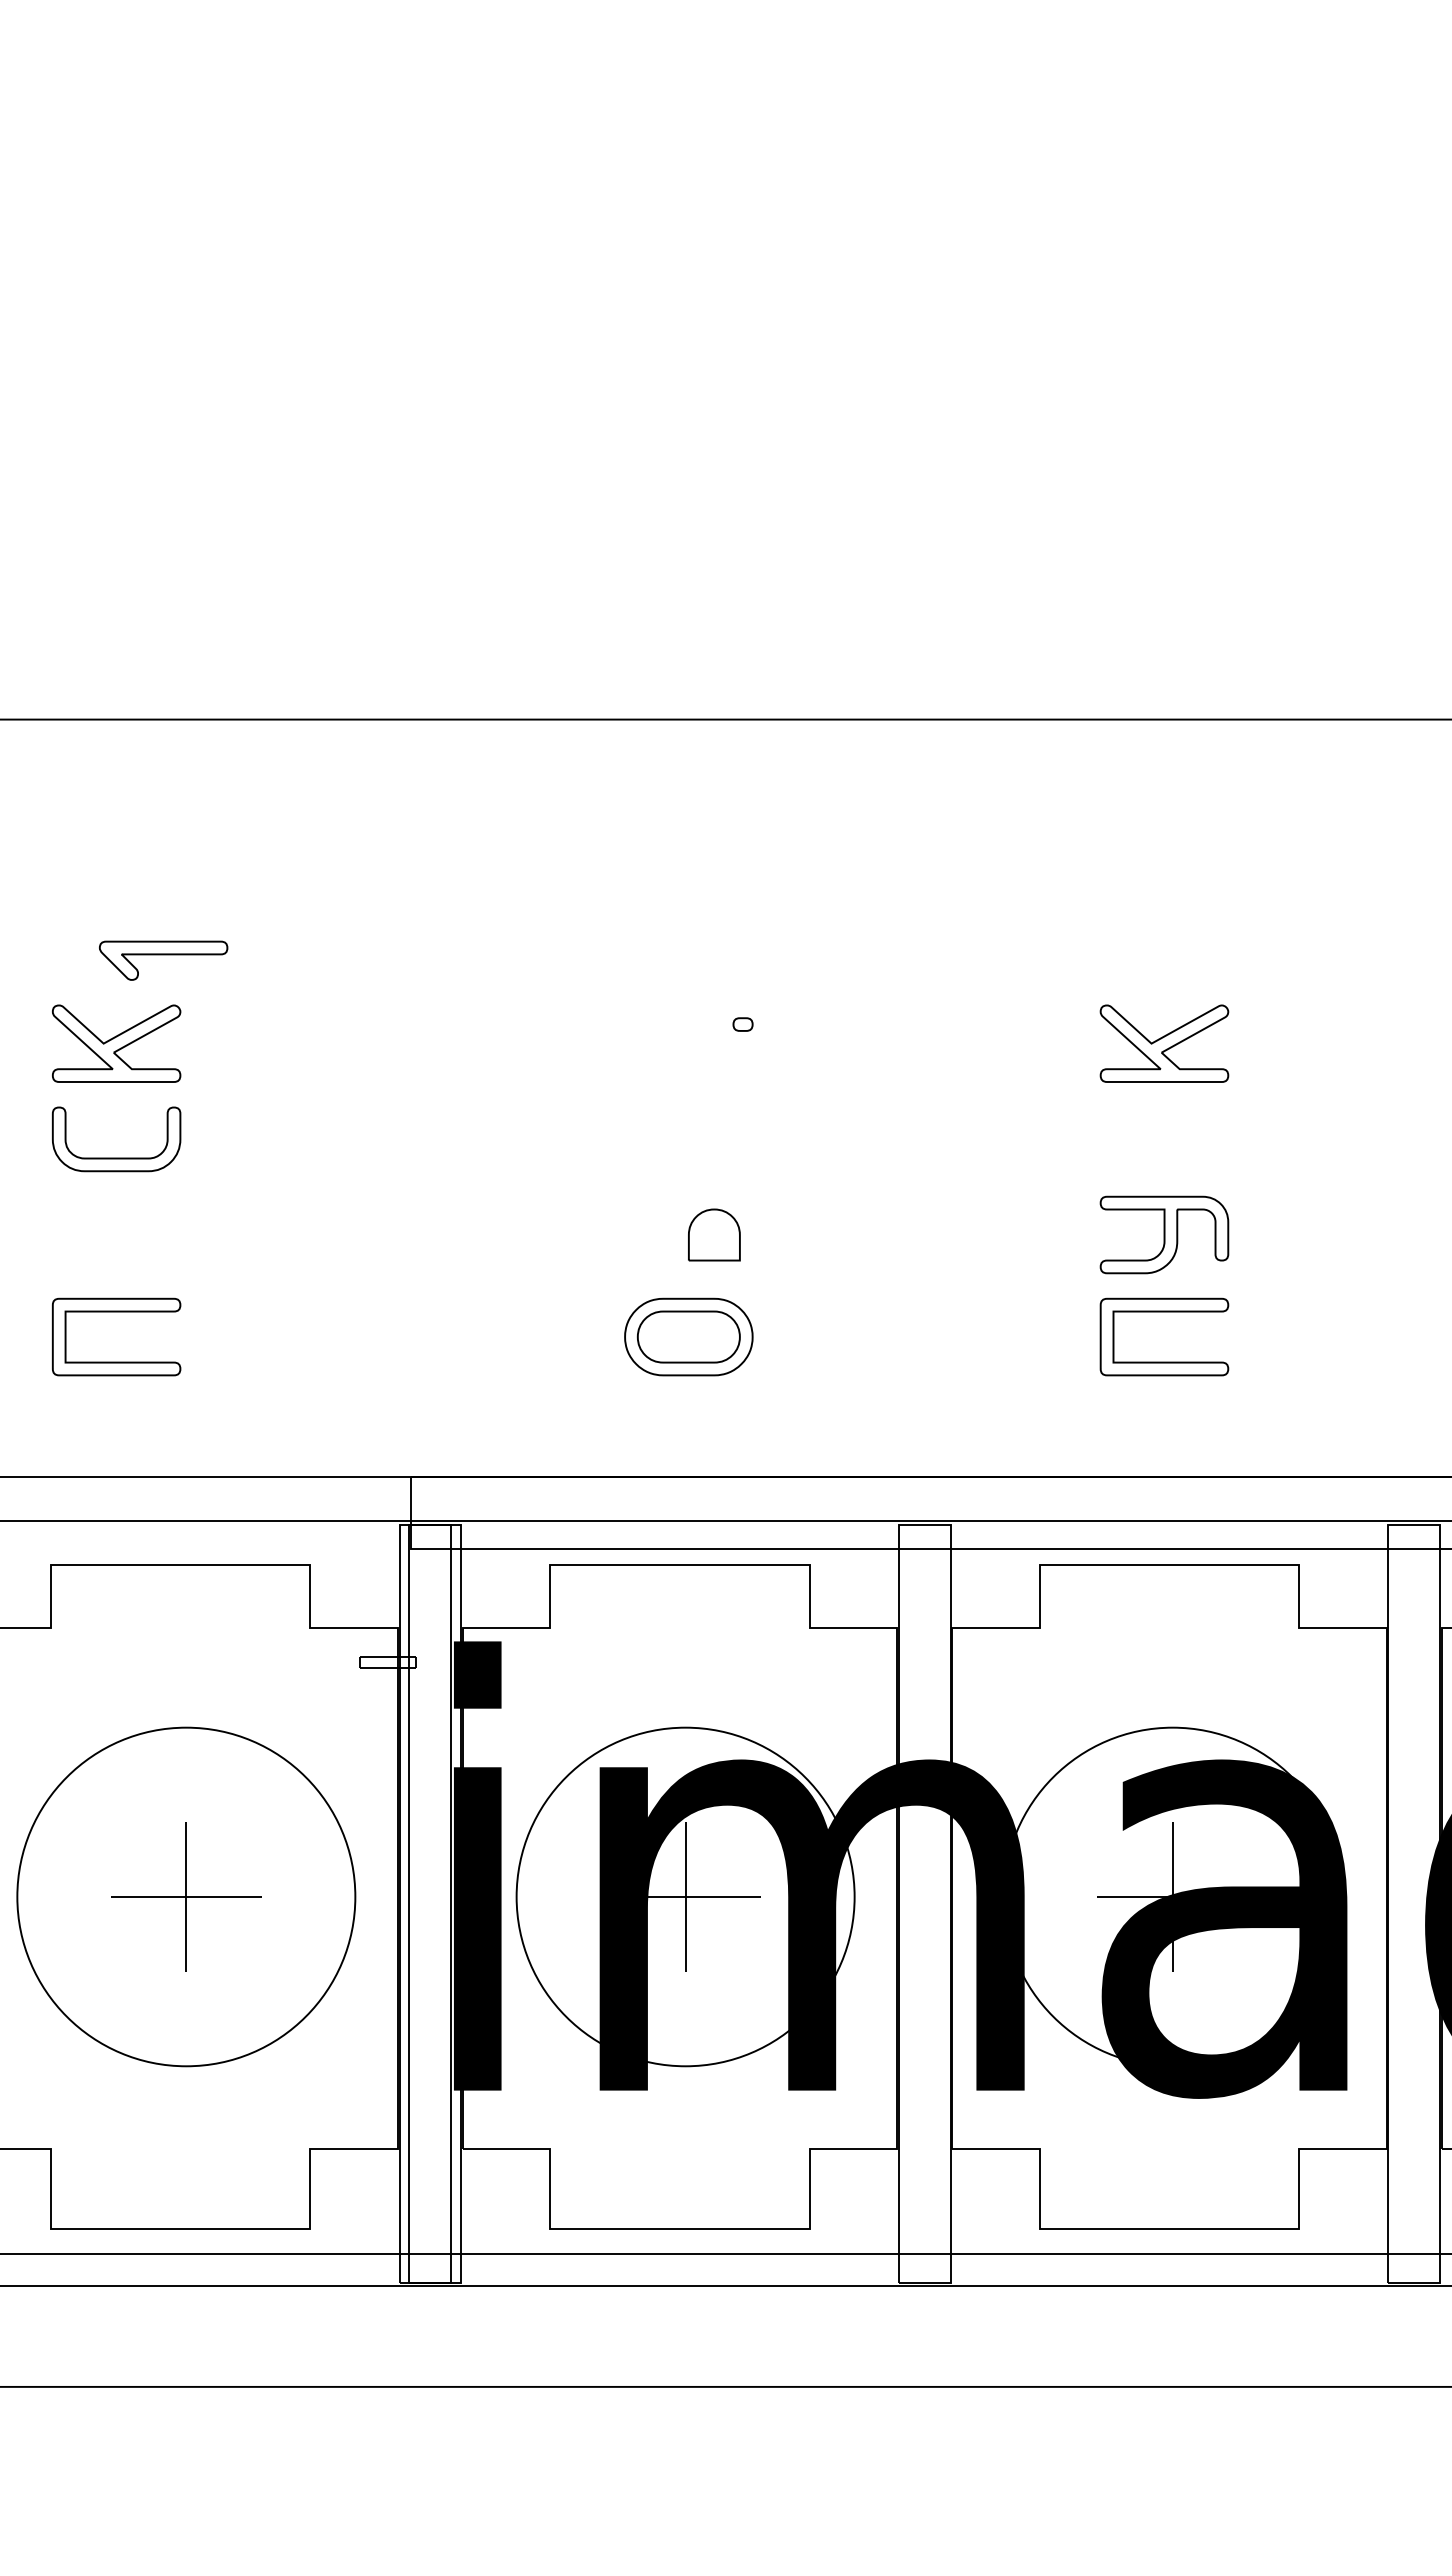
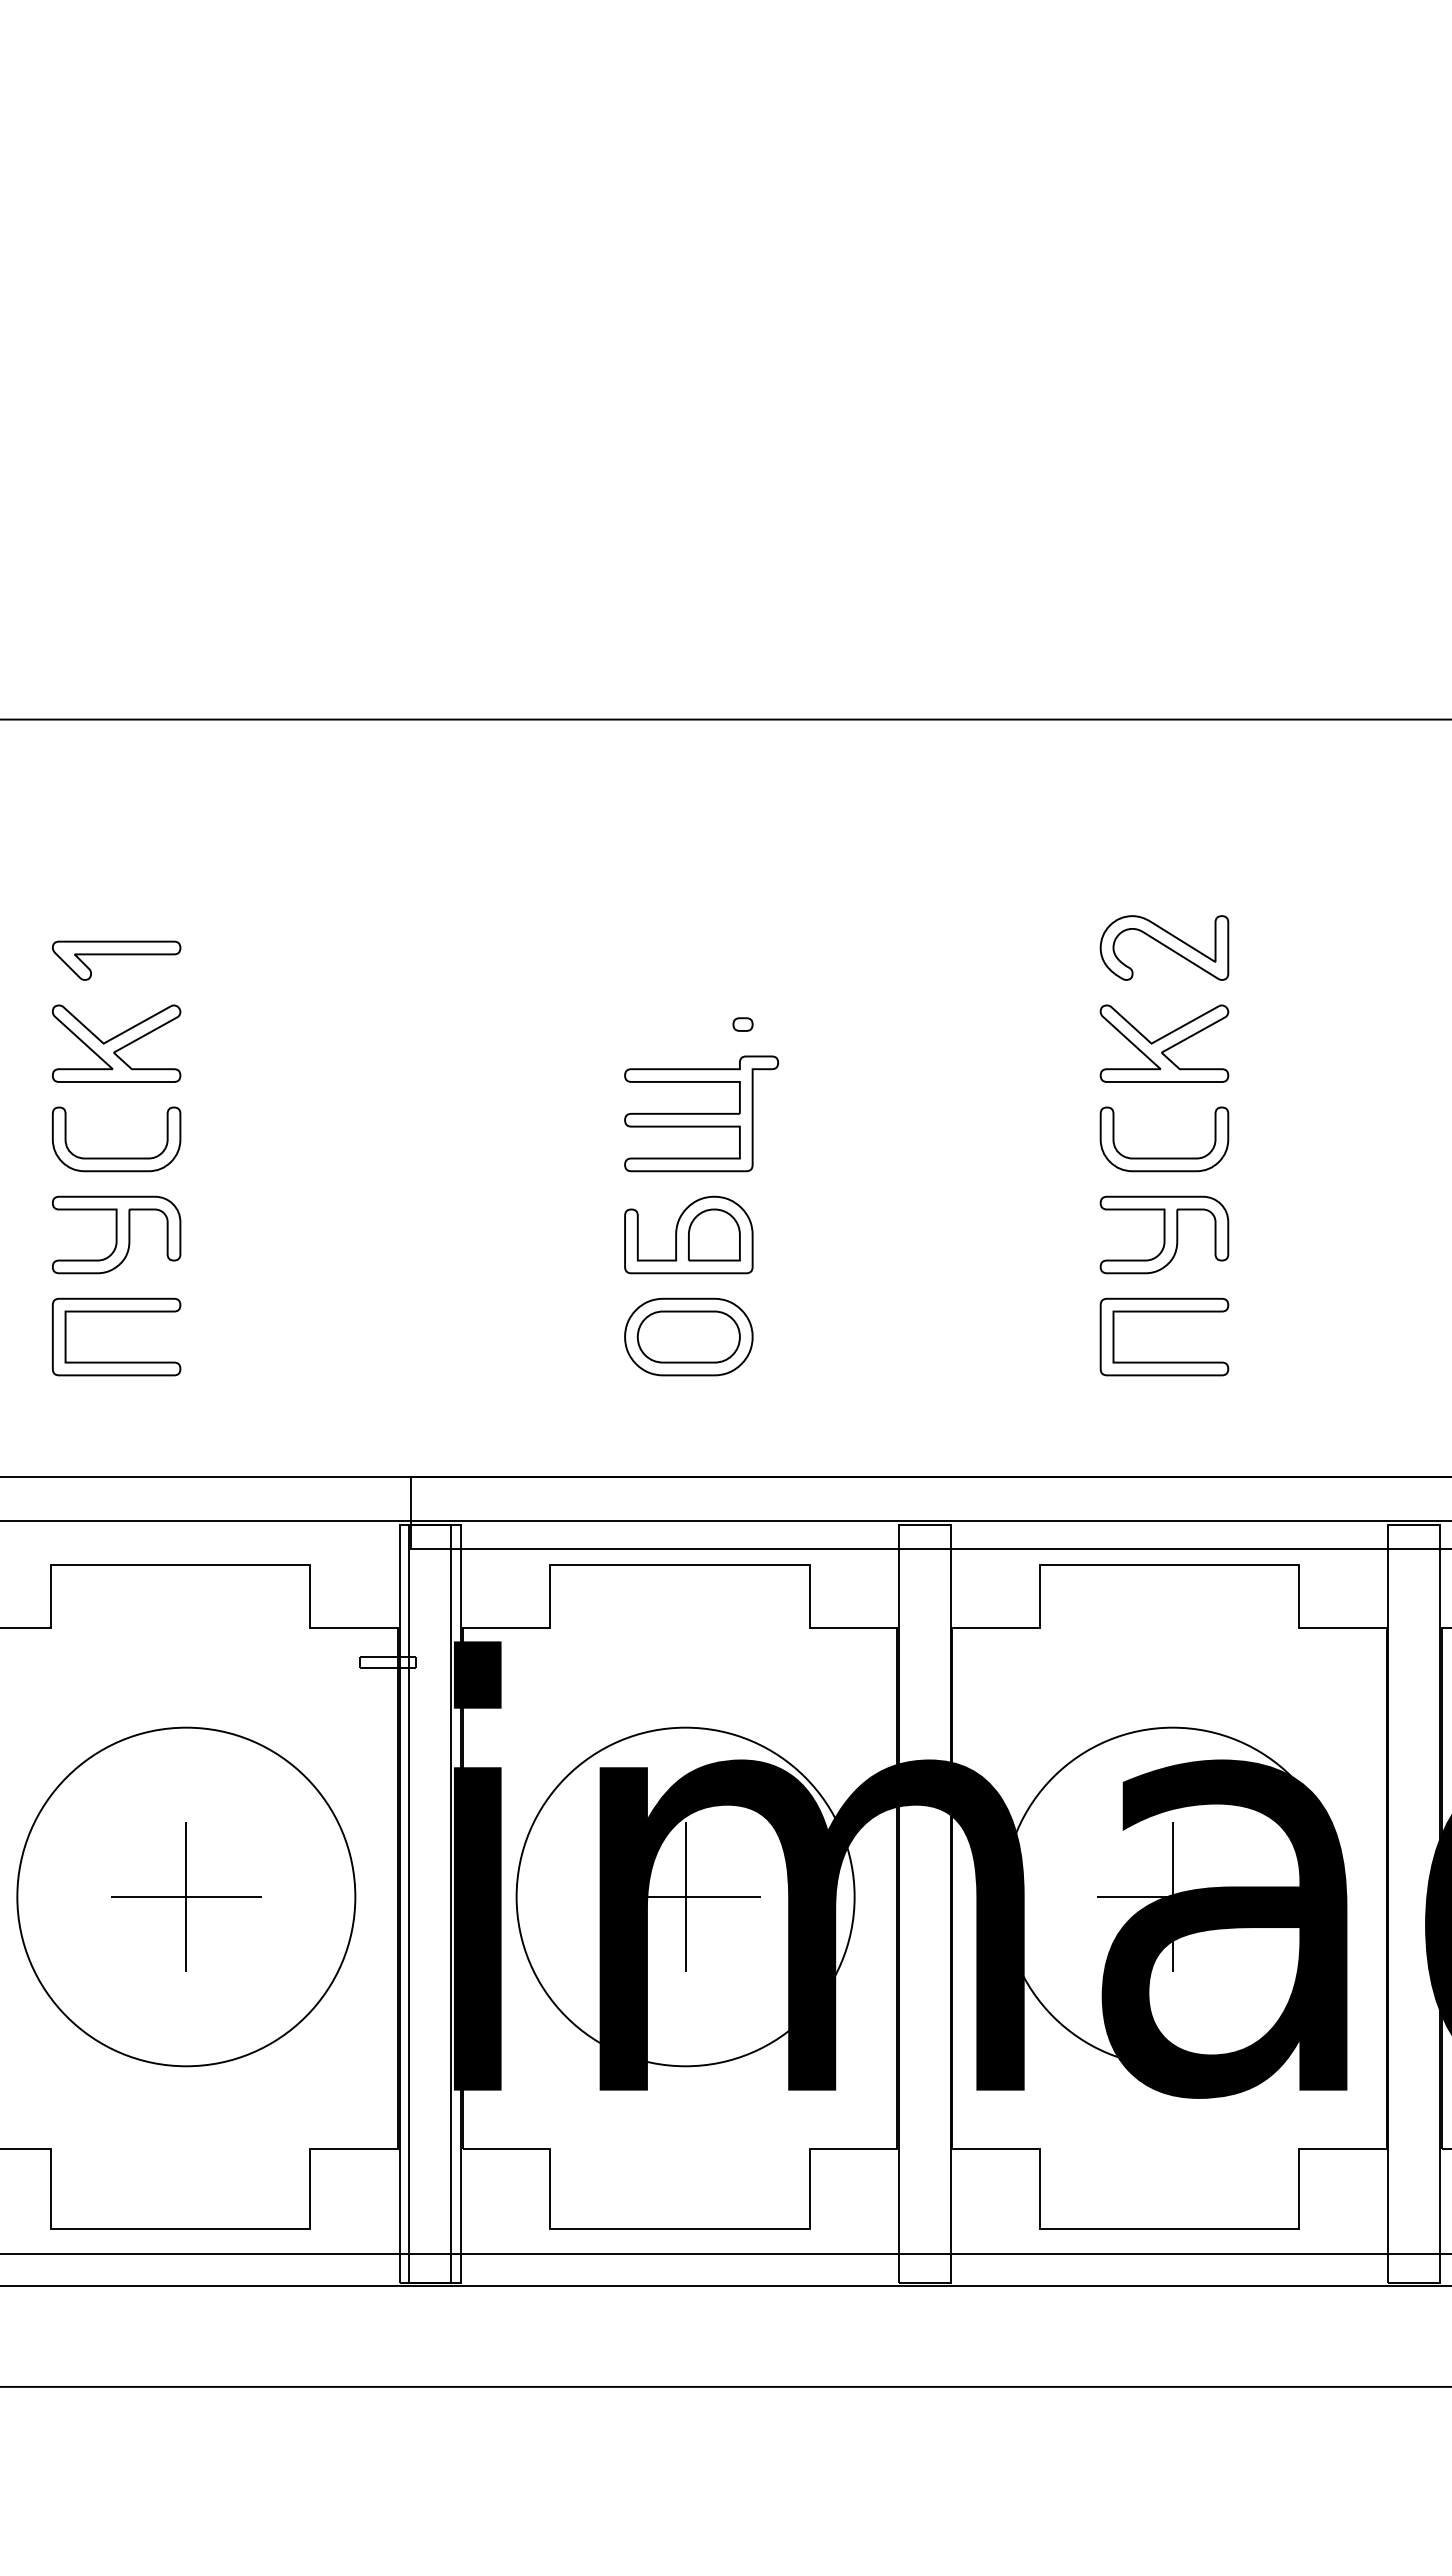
part: none -> present (1164, 947)
part position: (163, 960) -> (116, 960) (116, 960)
part: none -> present (701, 1113)
part: none -> present (1164, 1157)
part: none -> present (116, 1234)
part: none -> present (688, 1234)
